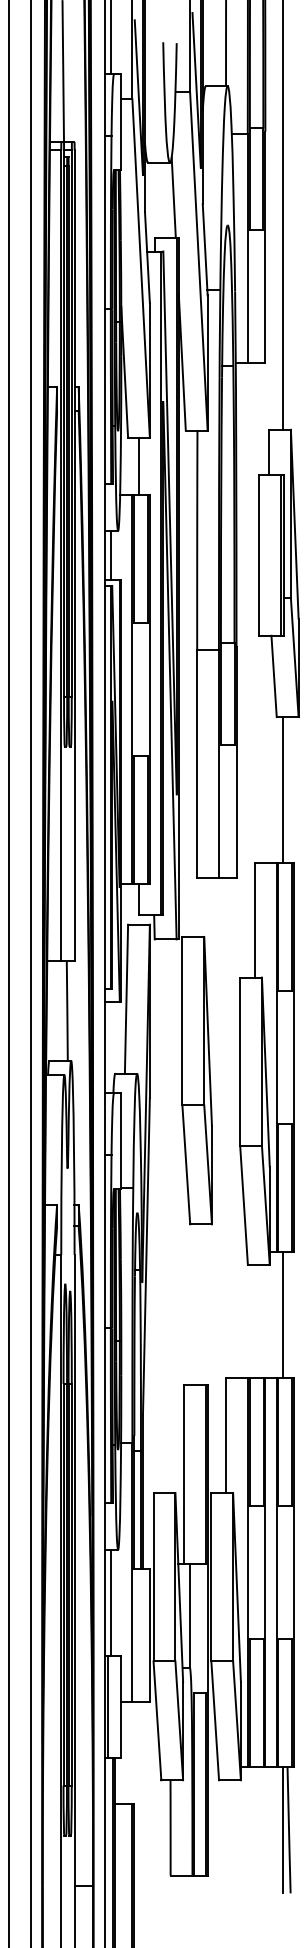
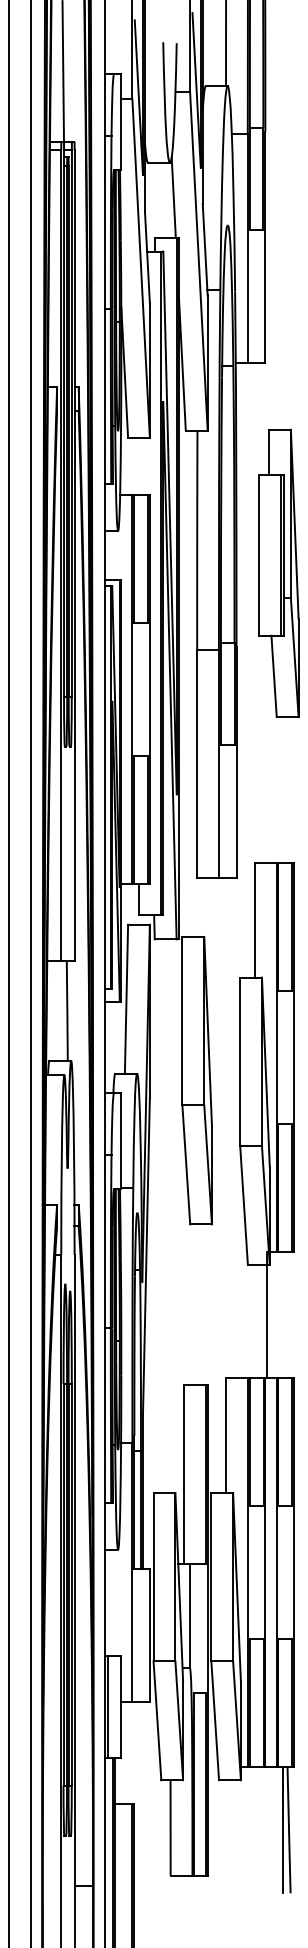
line: present -> none (110, 37)
line: present -> none (282, 215)
line: present -> none (139, 465)
line: present -> none (110, 555)
line: present -> none (282, 789)
line position: (282, 1314) -> (266, 1314) (266, 1314)
line: present -> none (110, 1602)
